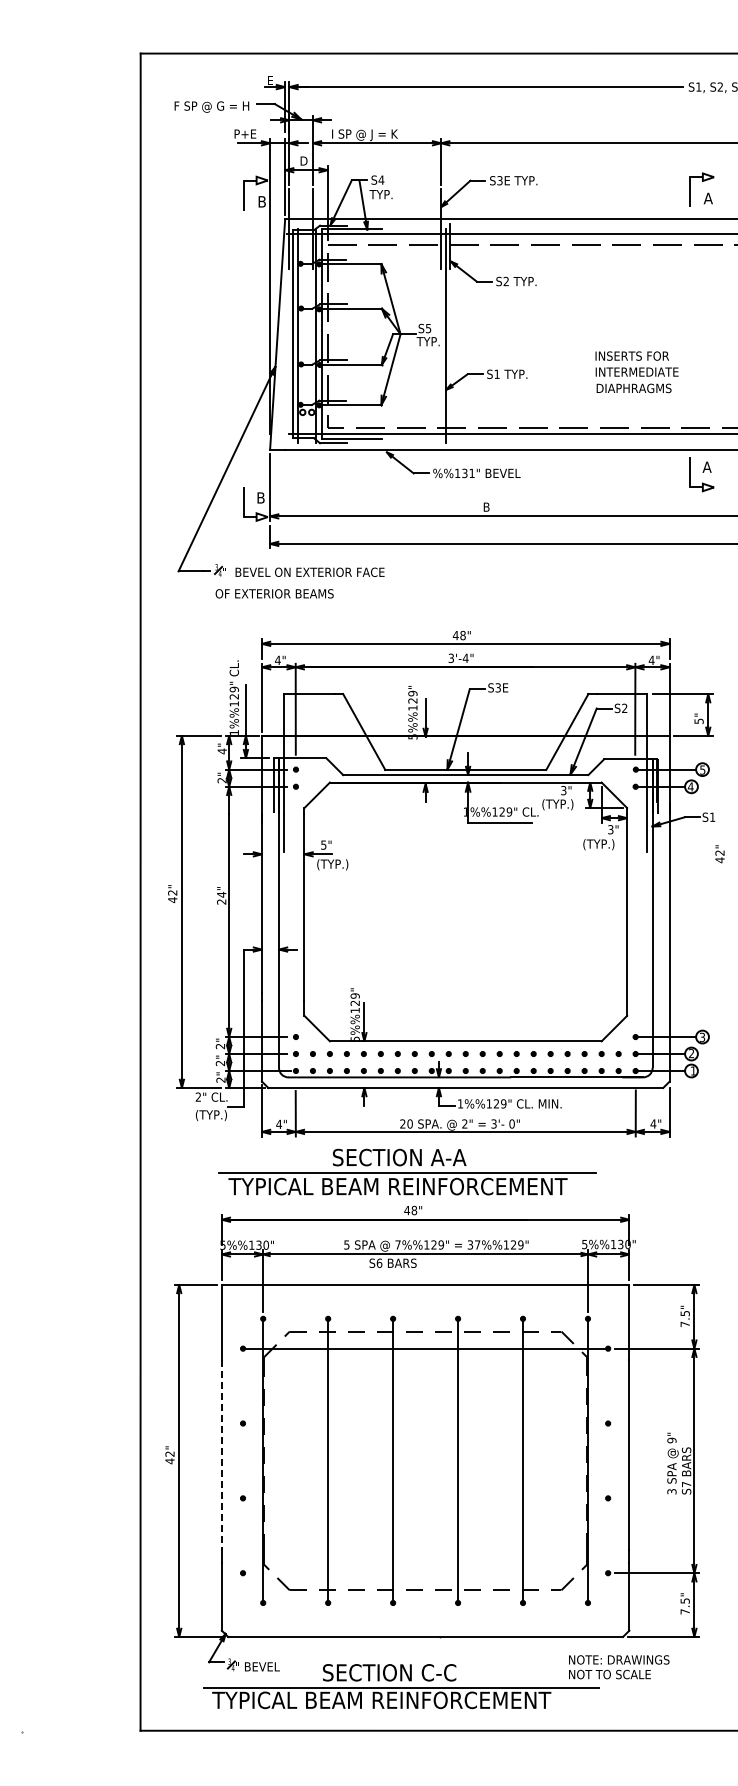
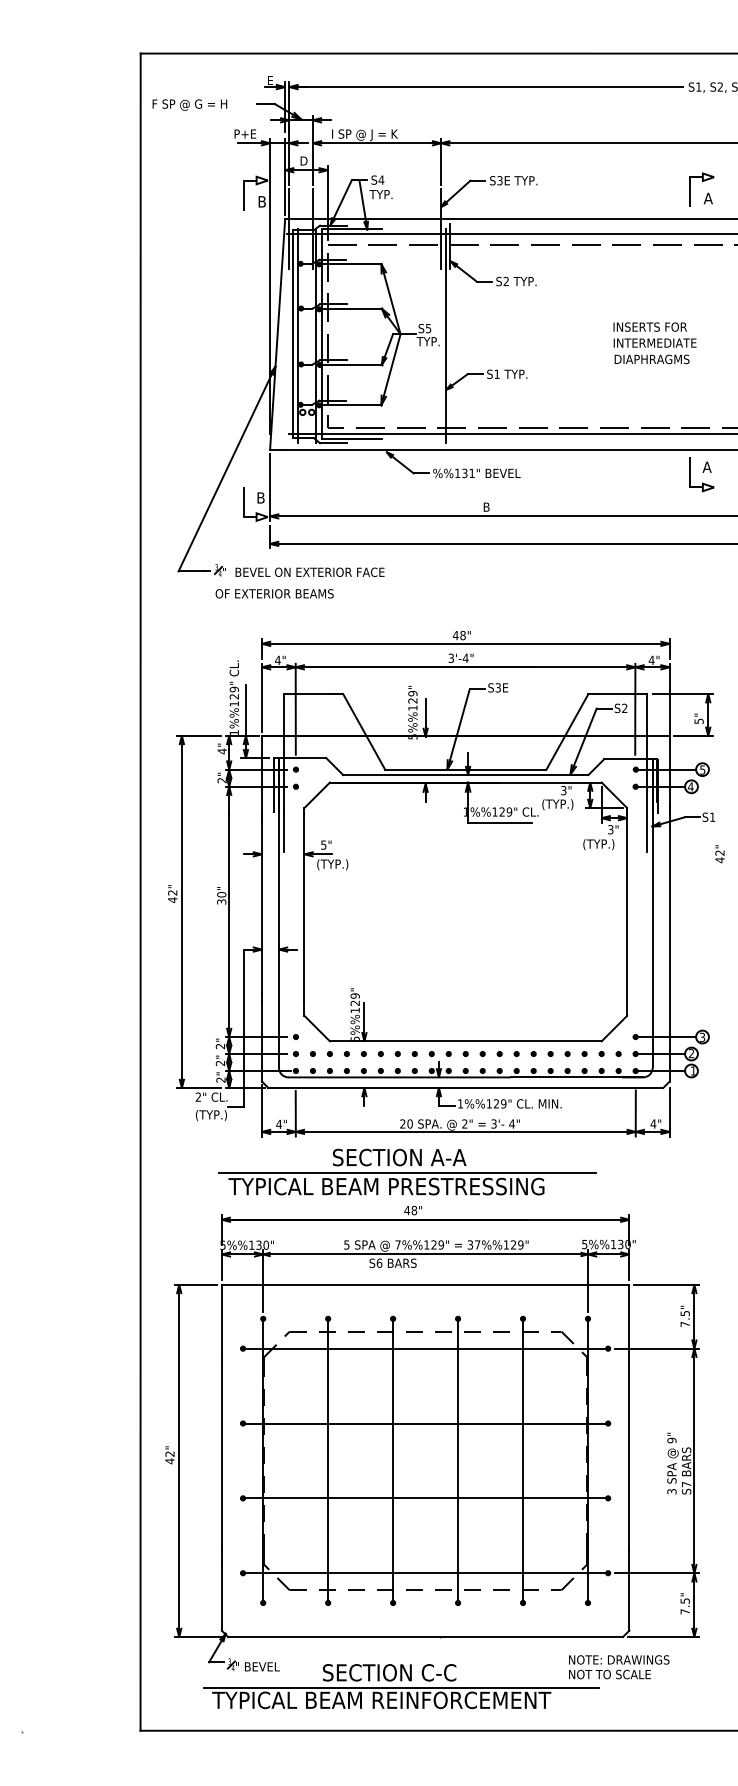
text position: (211, 106) -> (189, 104) (189, 104)
text position: (636, 372) -> (654, 343) (654, 343)
text: 24" -> 30" (221, 897)
text: 0" -> 4" (511, 1123)
text: TYPICAL BEAM REINFORCEMENT -> TYPICAL BEAM PRESTRESSING (479, 1186)
line: none -> present (425, 1423)
line: dashed -> solid (221, 1455)
line: none -> present (425, 1498)
line: none -> present (425, 1573)
